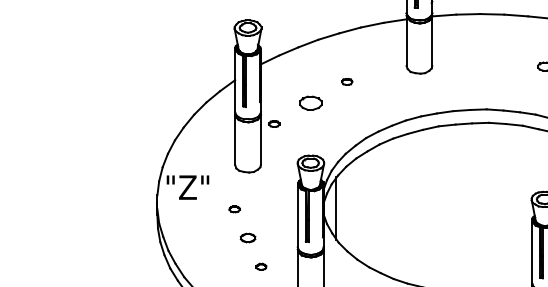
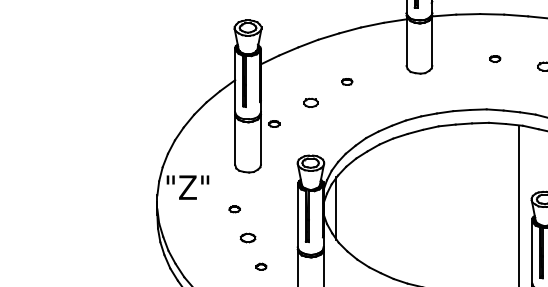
part: none -> present (495, 58)
part size: 24x16 px -> 16x11 px (310, 102)
line: none -> present (519, 204)
